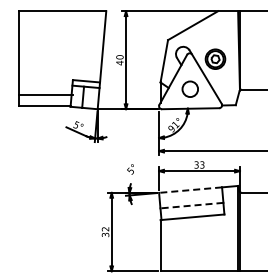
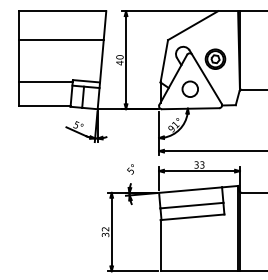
line: none -> present (61, 40)
line position: (45, 95) -> (45, 82) (45, 82)
line: dashed -> solid (190, 190)
line: dashed -> solid (191, 205)
